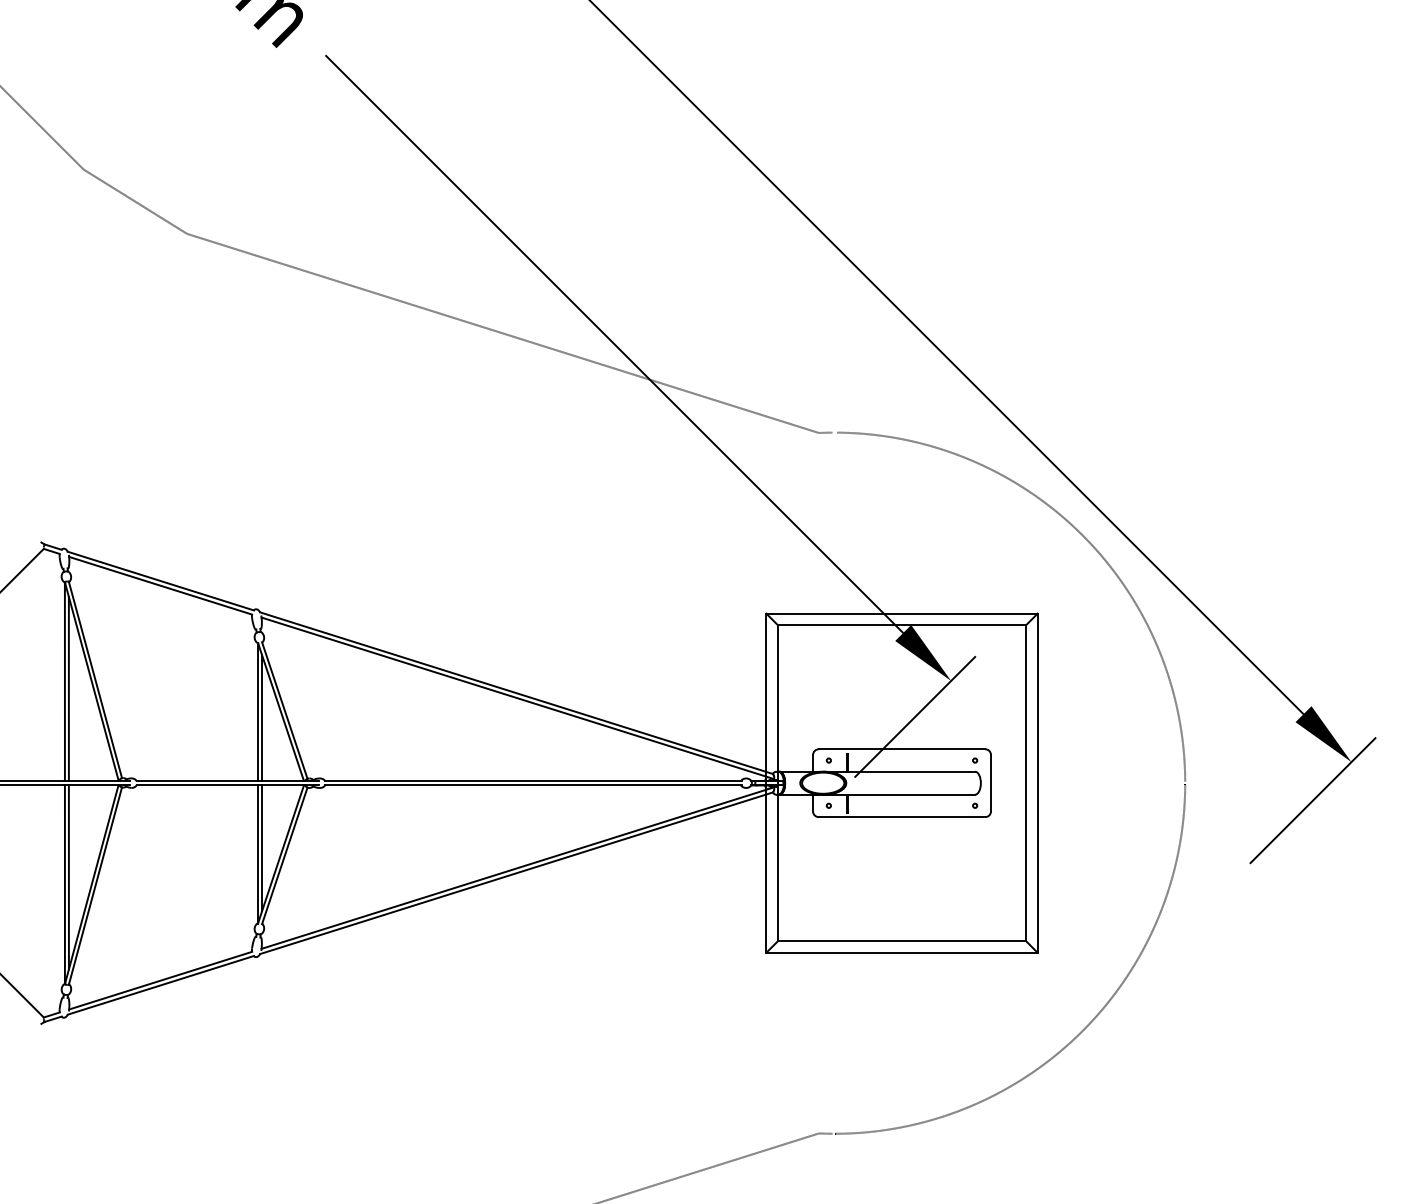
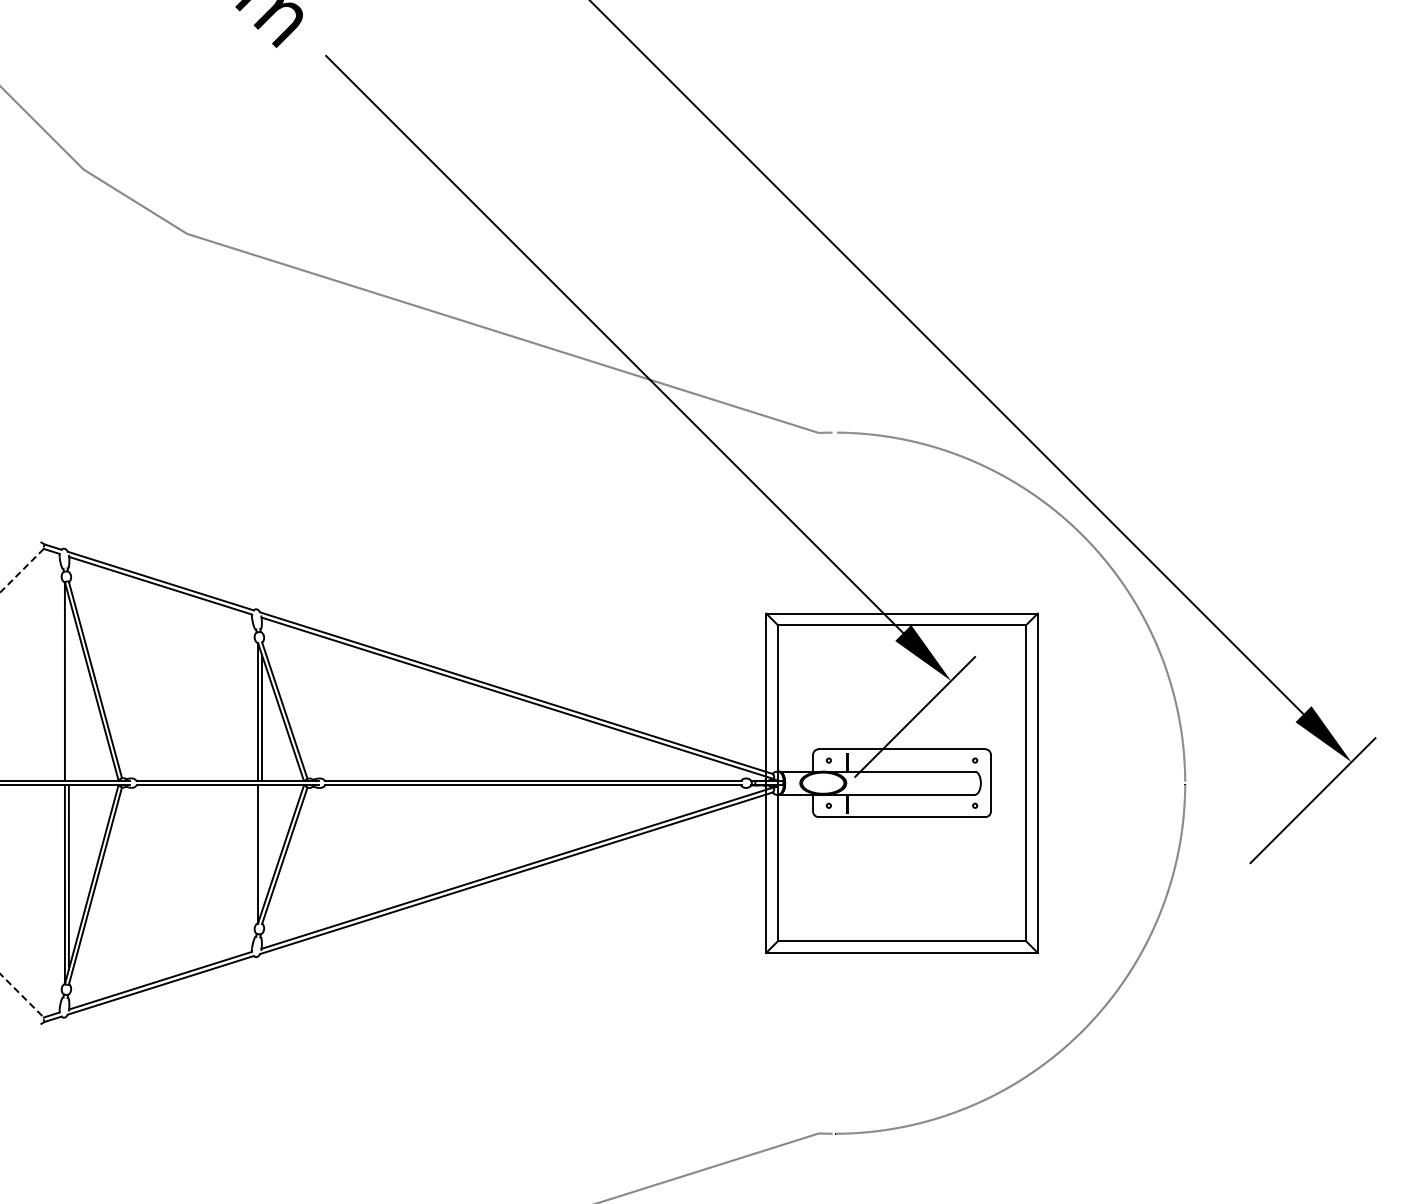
line: solid -> dashed (22, 570)
line: present -> none (68, 688)
line: present -> none (262, 848)
line: solid -> dashed (22, 995)
